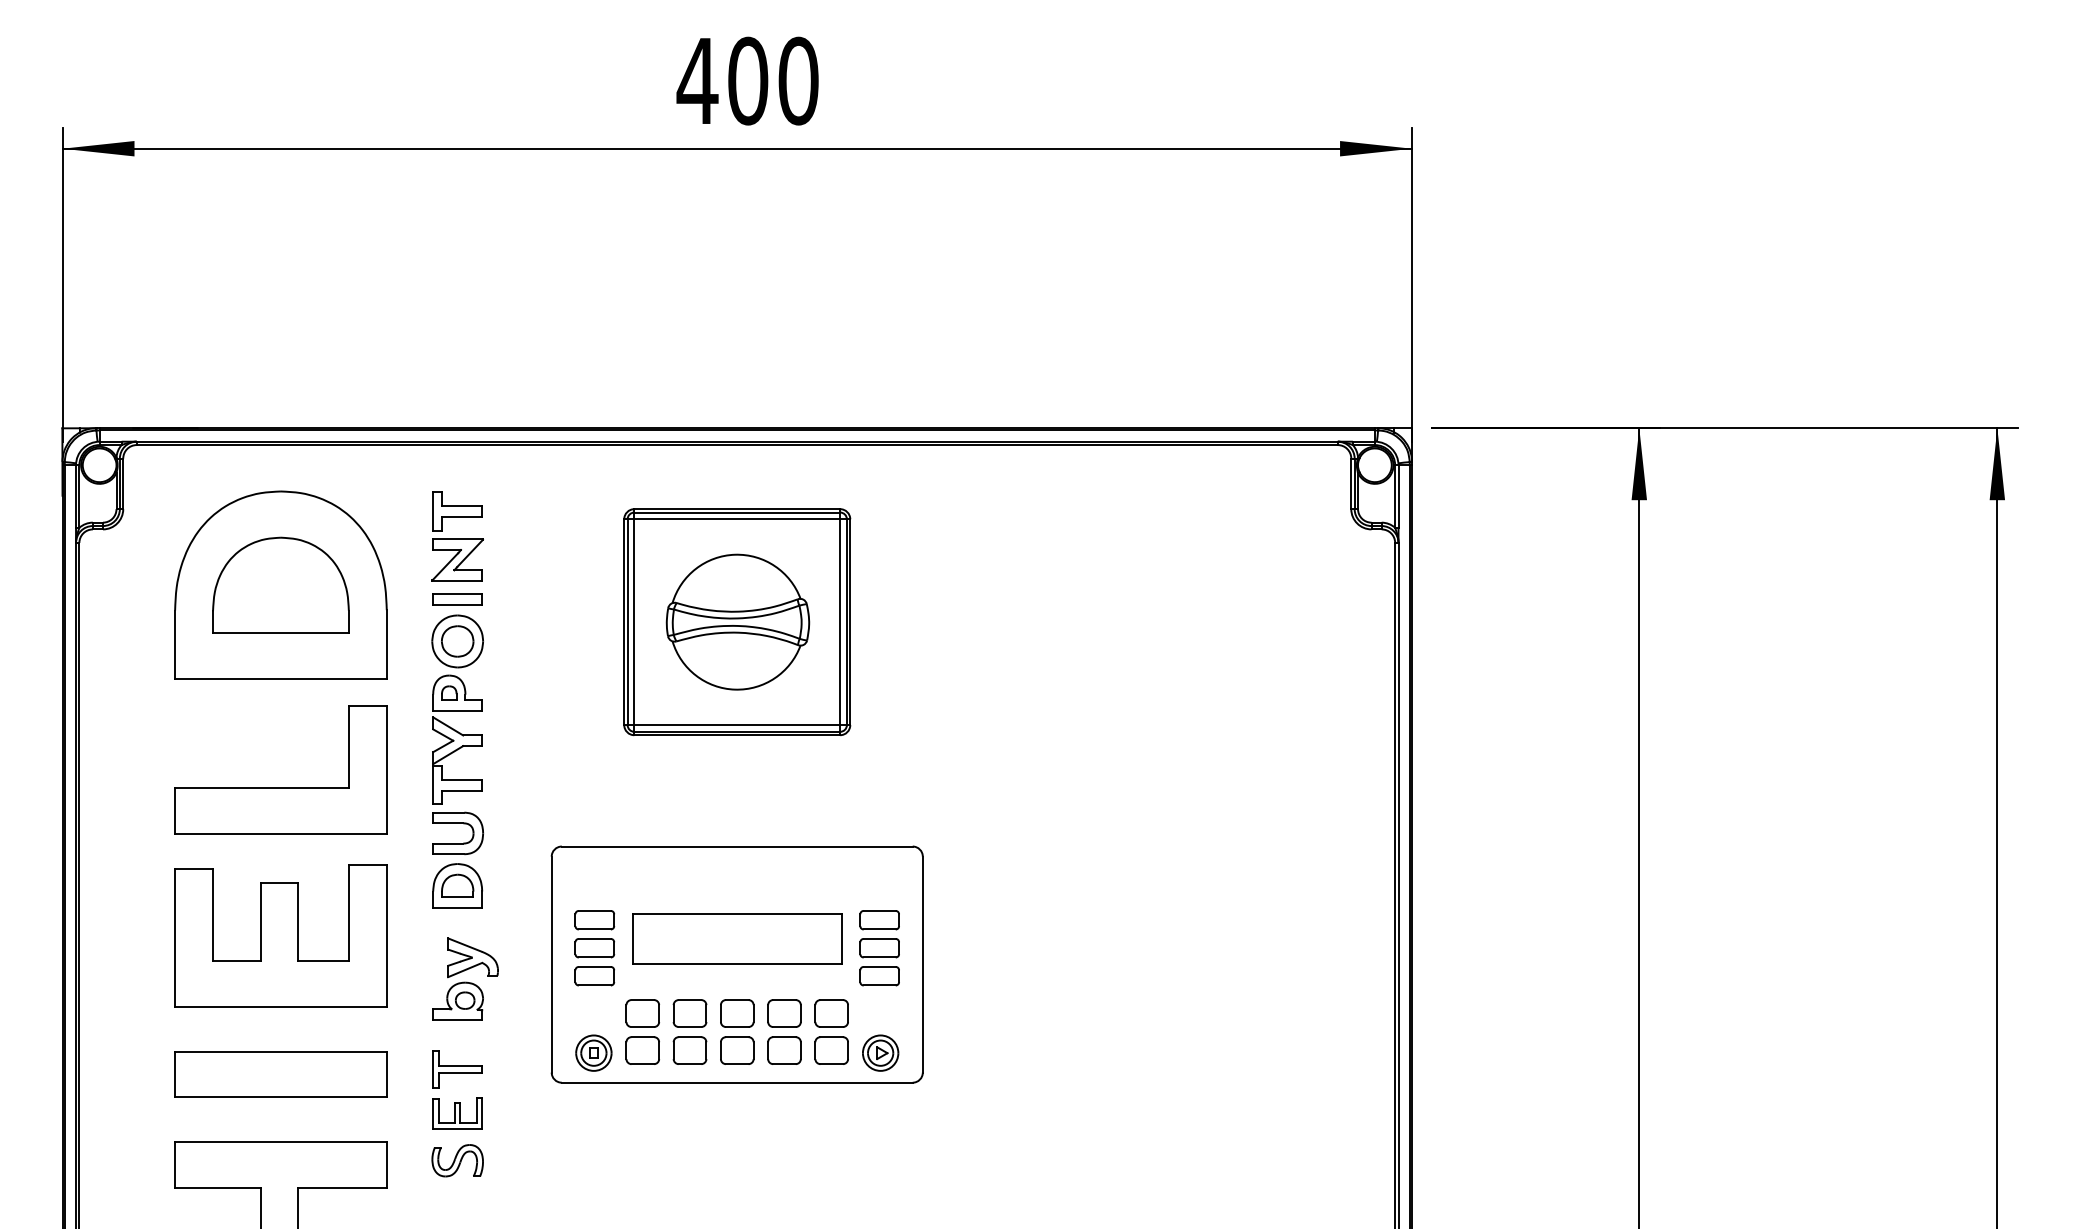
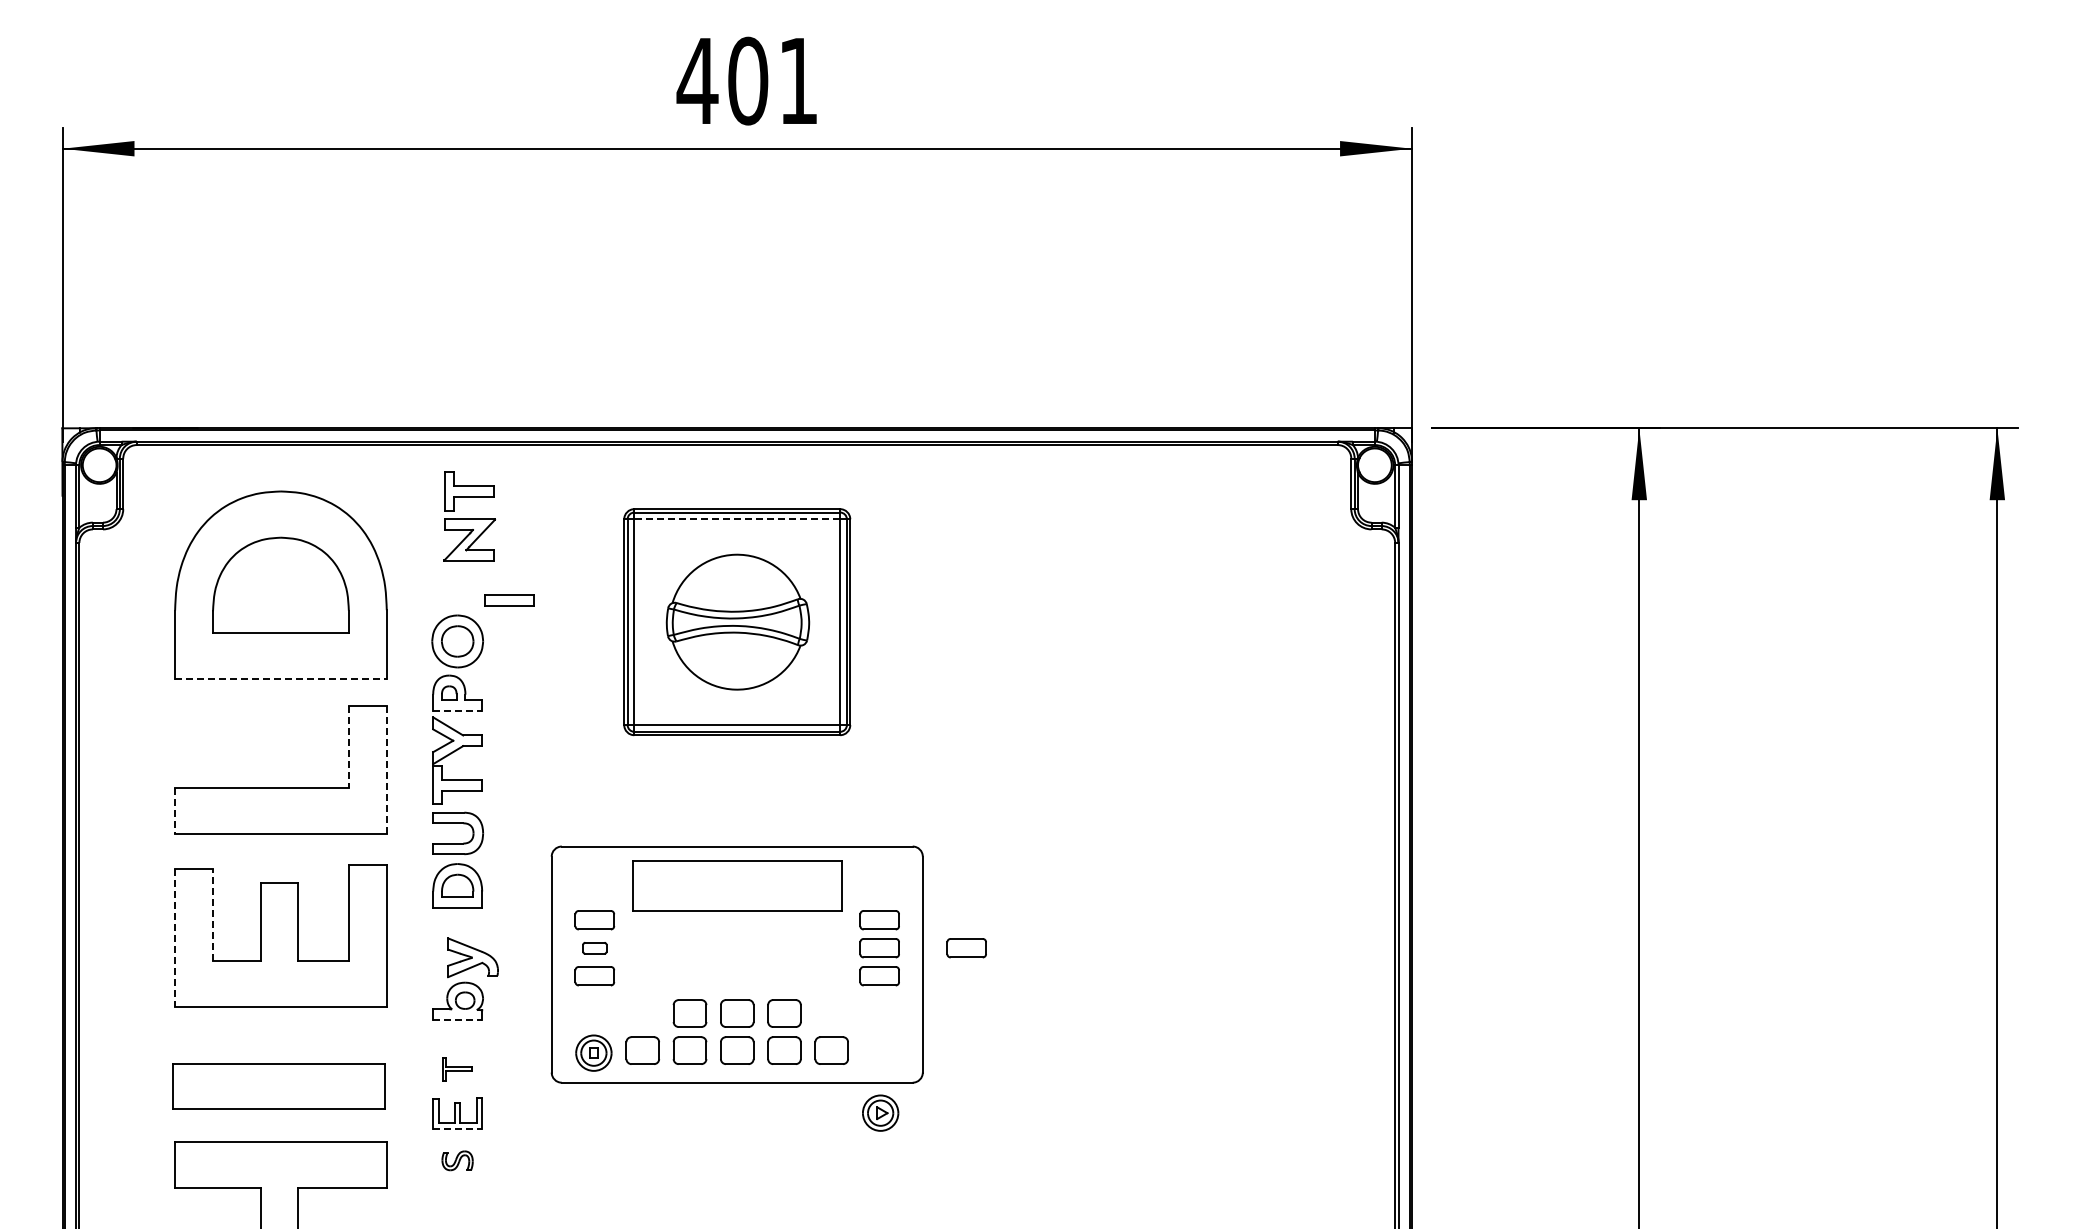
text: 400 -> 401 (798, 80)
line: solid -> dashed (737, 519)
part position: (457, 536) -> (469, 516) (469, 516)
part position: (457, 599) -> (509, 600) (509, 600)
line: solid -> dashed (280, 679)
line: solid -> dashed (457, 710)
line: solid -> dashed (348, 747)
line: solid -> dashed (386, 769)
line: solid -> dashed (175, 811)
line: solid -> dashed (213, 914)
line: solid -> dashed (175, 938)
part position: (737, 938) -> (737, 885) (737, 885)
part size: 42x21 px -> 26x13 px (594, 948)
part: none -> present (966, 948)
part: present -> none (642, 1013)
part: present -> none (831, 1013)
line: solid -> dashed (457, 1019)
part position: (880, 1052) -> (880, 1112) (880, 1112)
part size: 51x39 px -> 31x25 px (457, 1069)
part position: (280, 1074) -> (278, 1086) (278, 1086)
line: solid -> dashed (457, 1129)
part size: 53x34 px -> 33x22 px (457, 1160)
